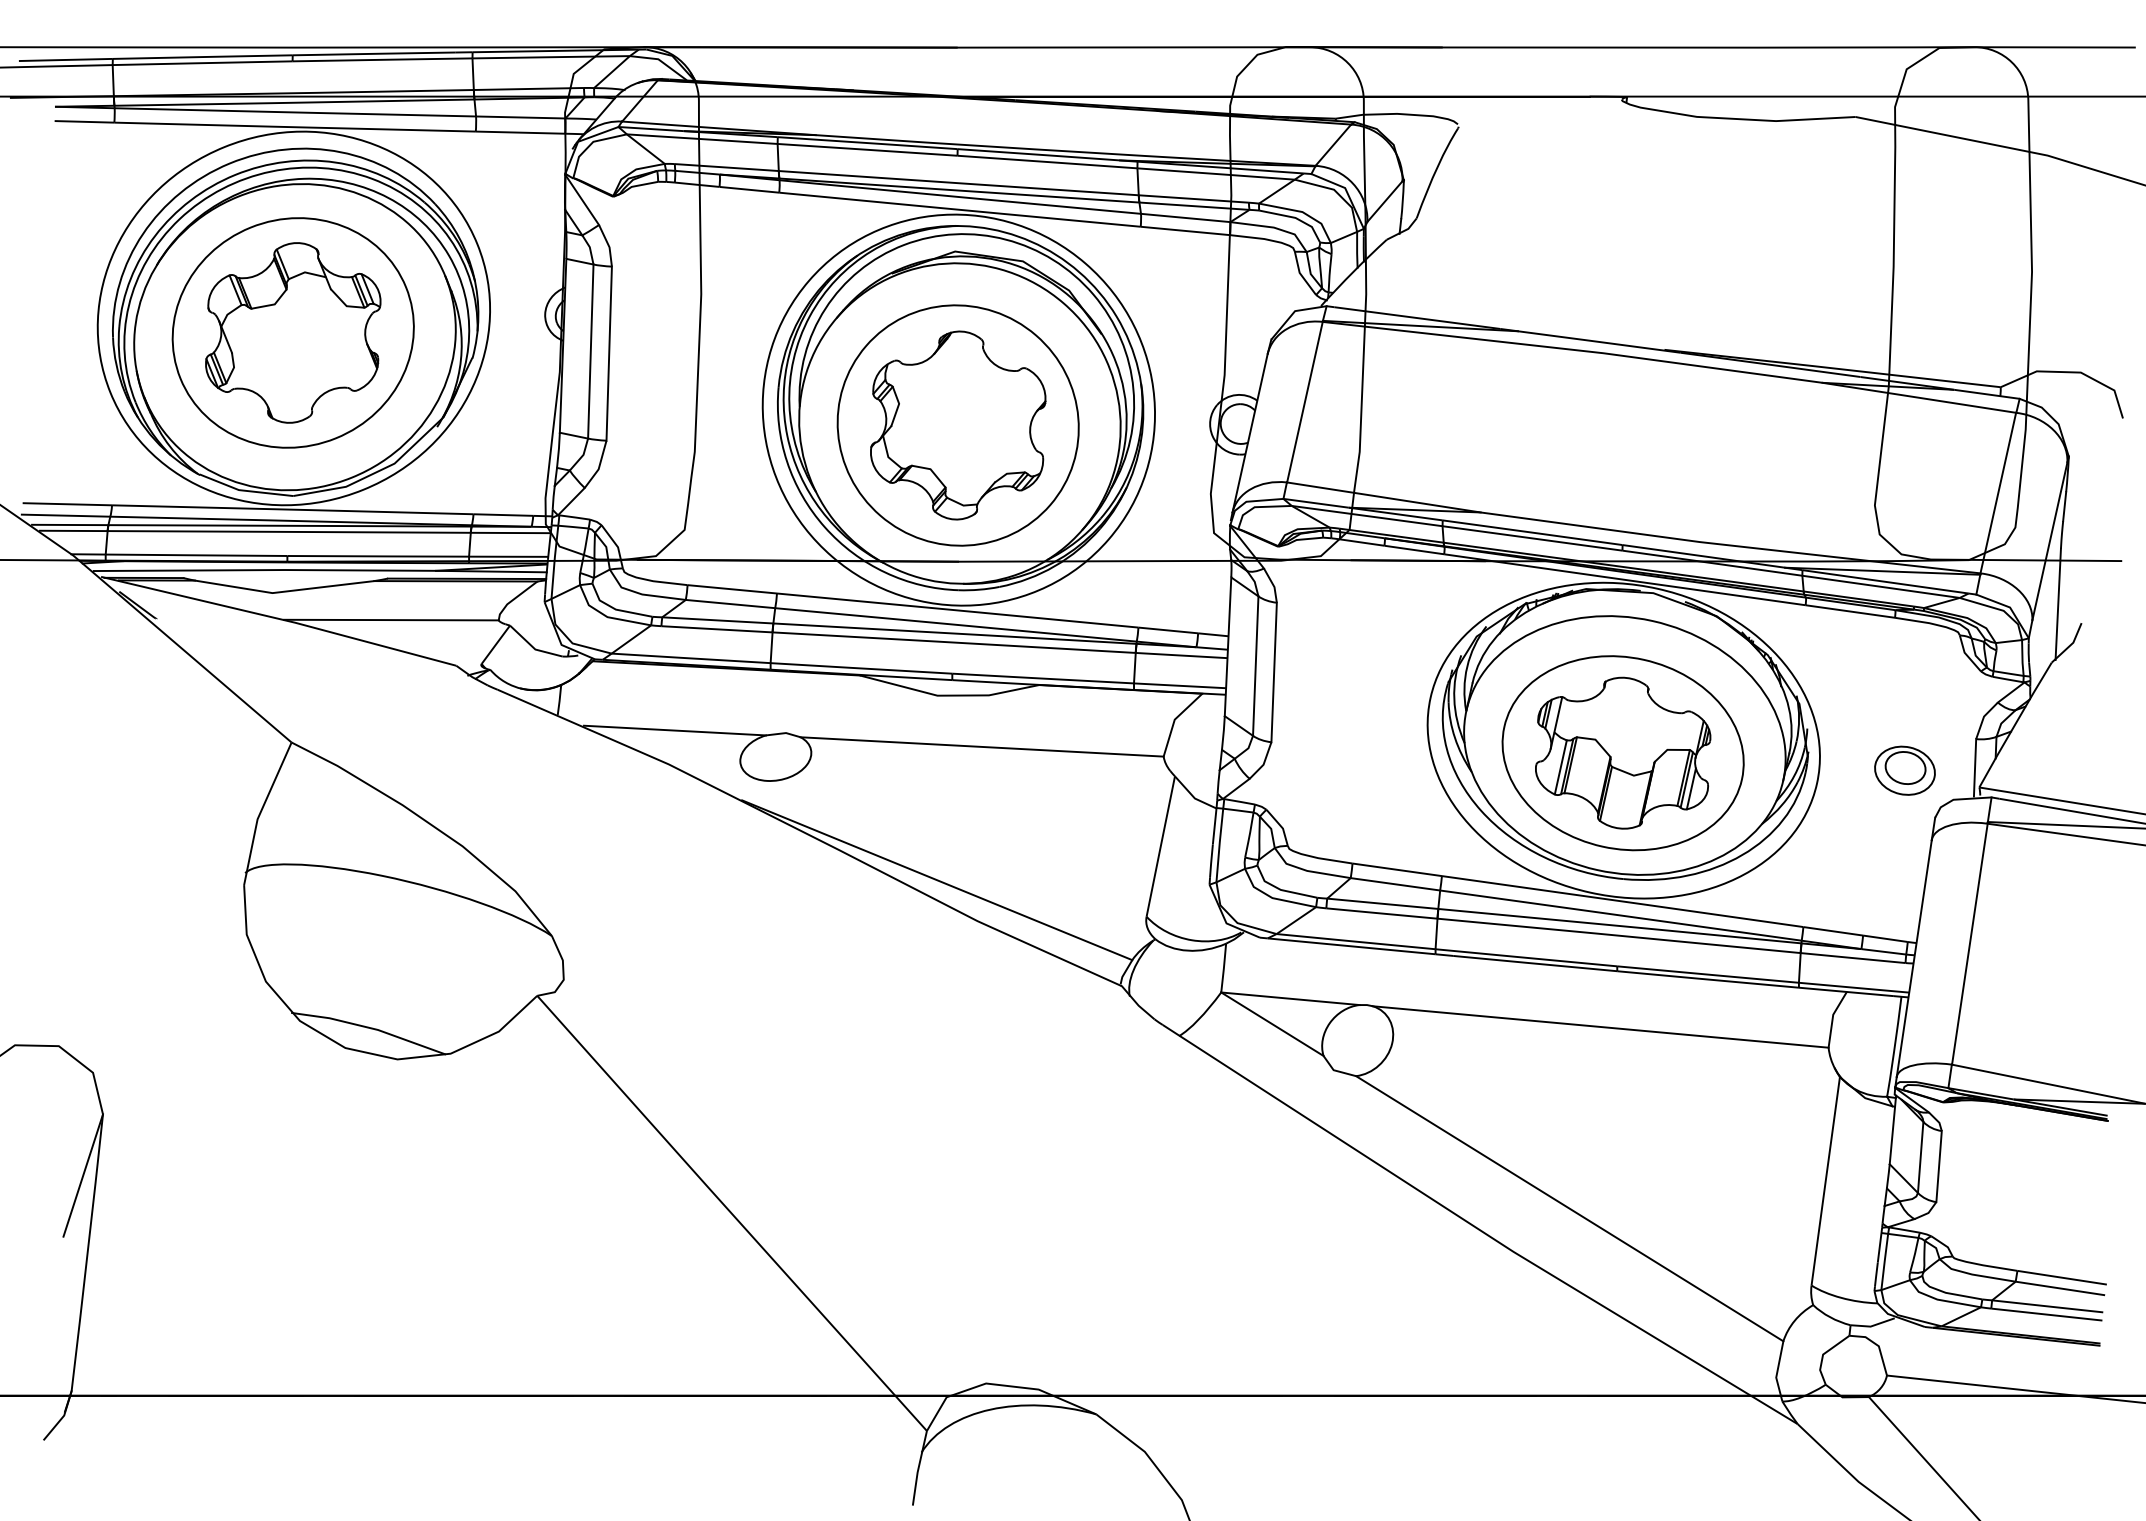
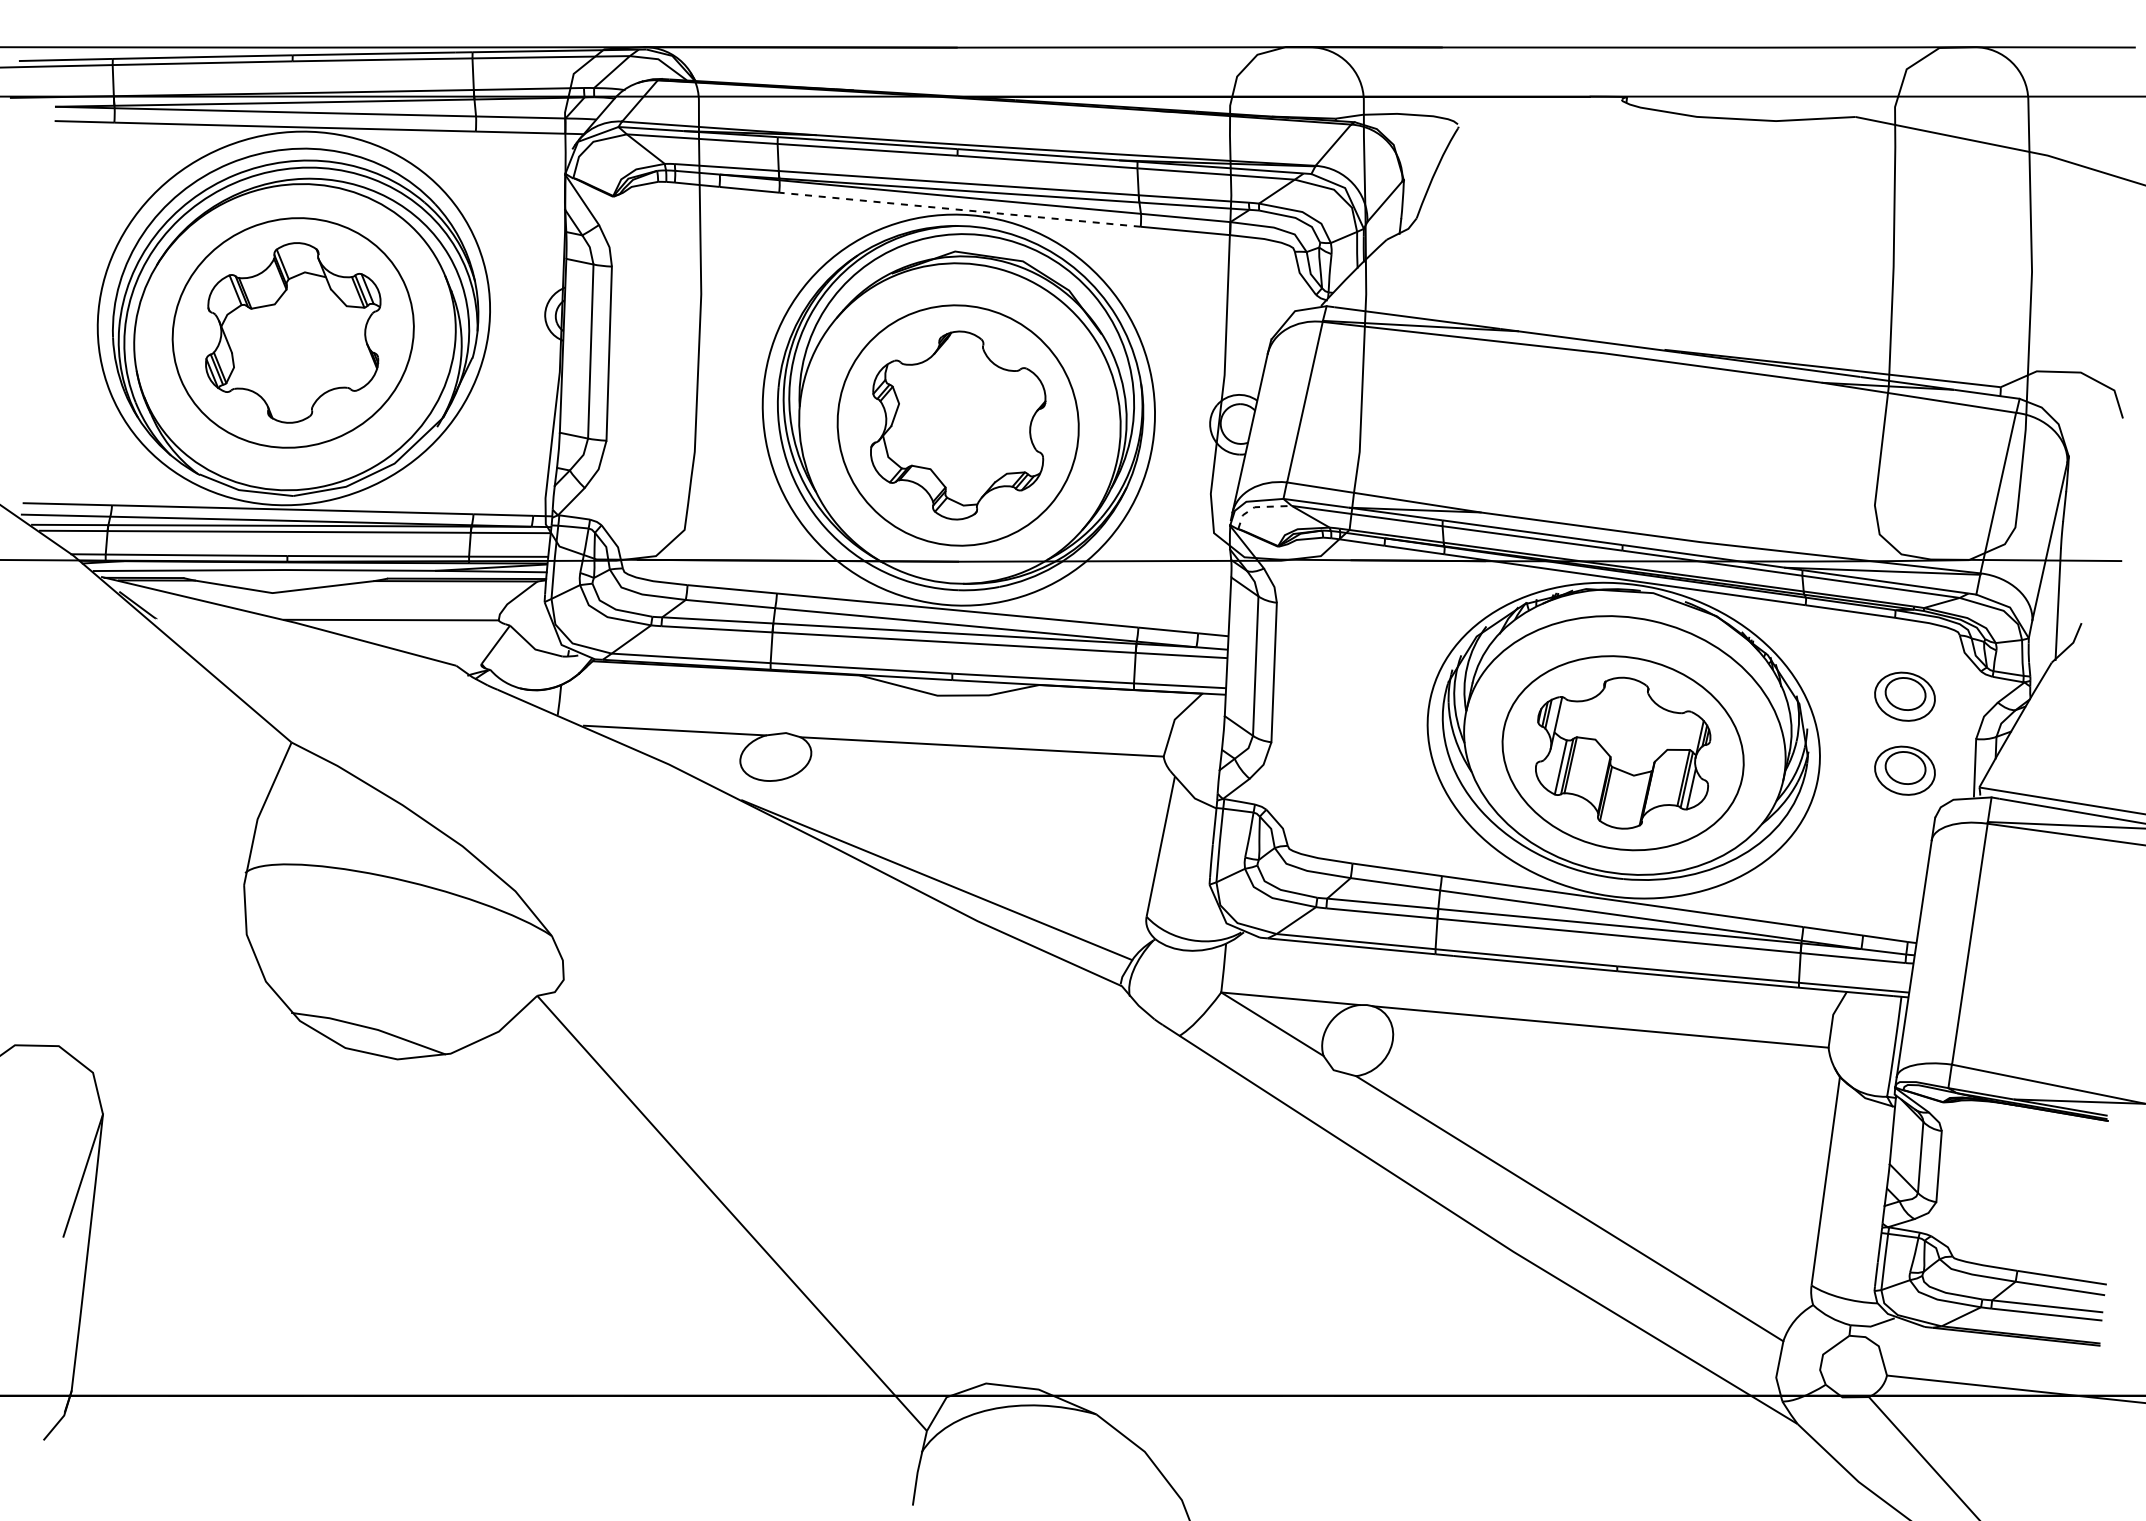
line: solid -> dashed (959, 209)
line: solid -> dashed (1257, 507)
part: none -> present (1904, 696)
